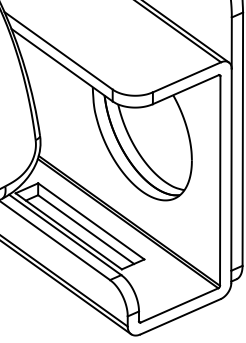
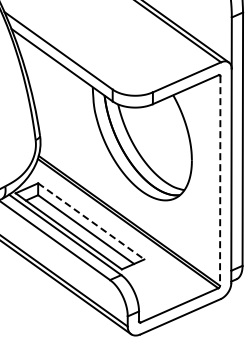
line: solid -> dashed (220, 181)
line: solid -> dashed (91, 221)
